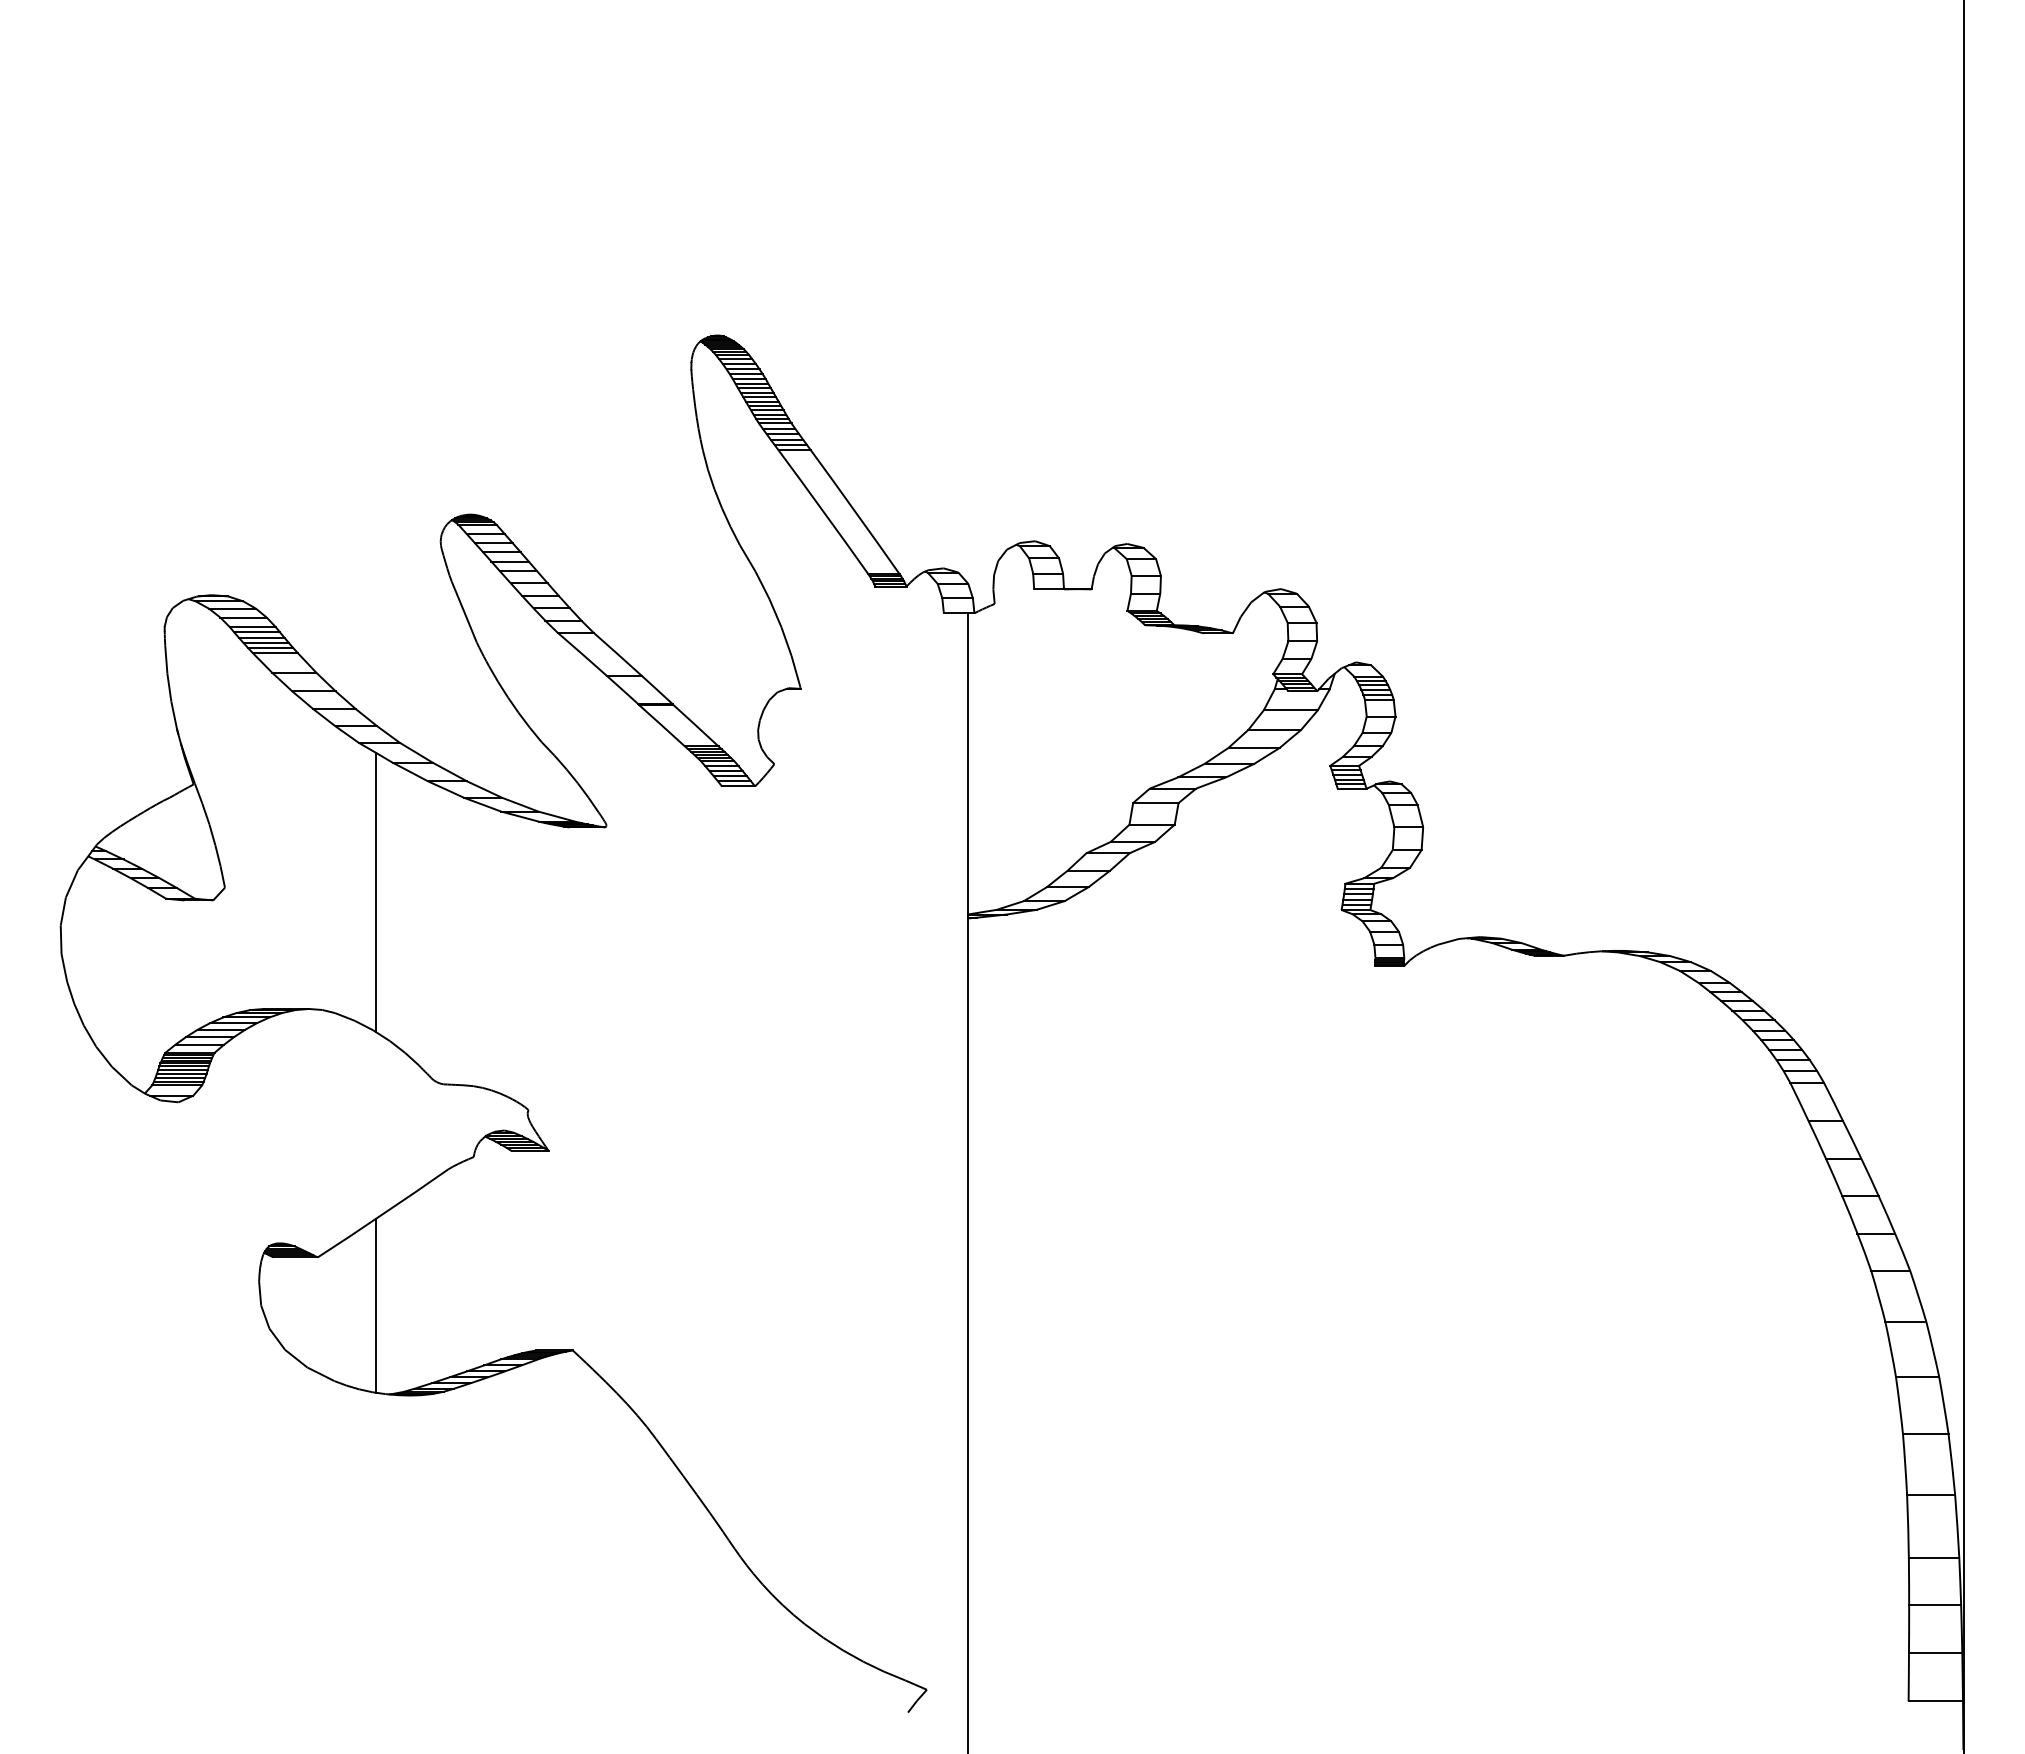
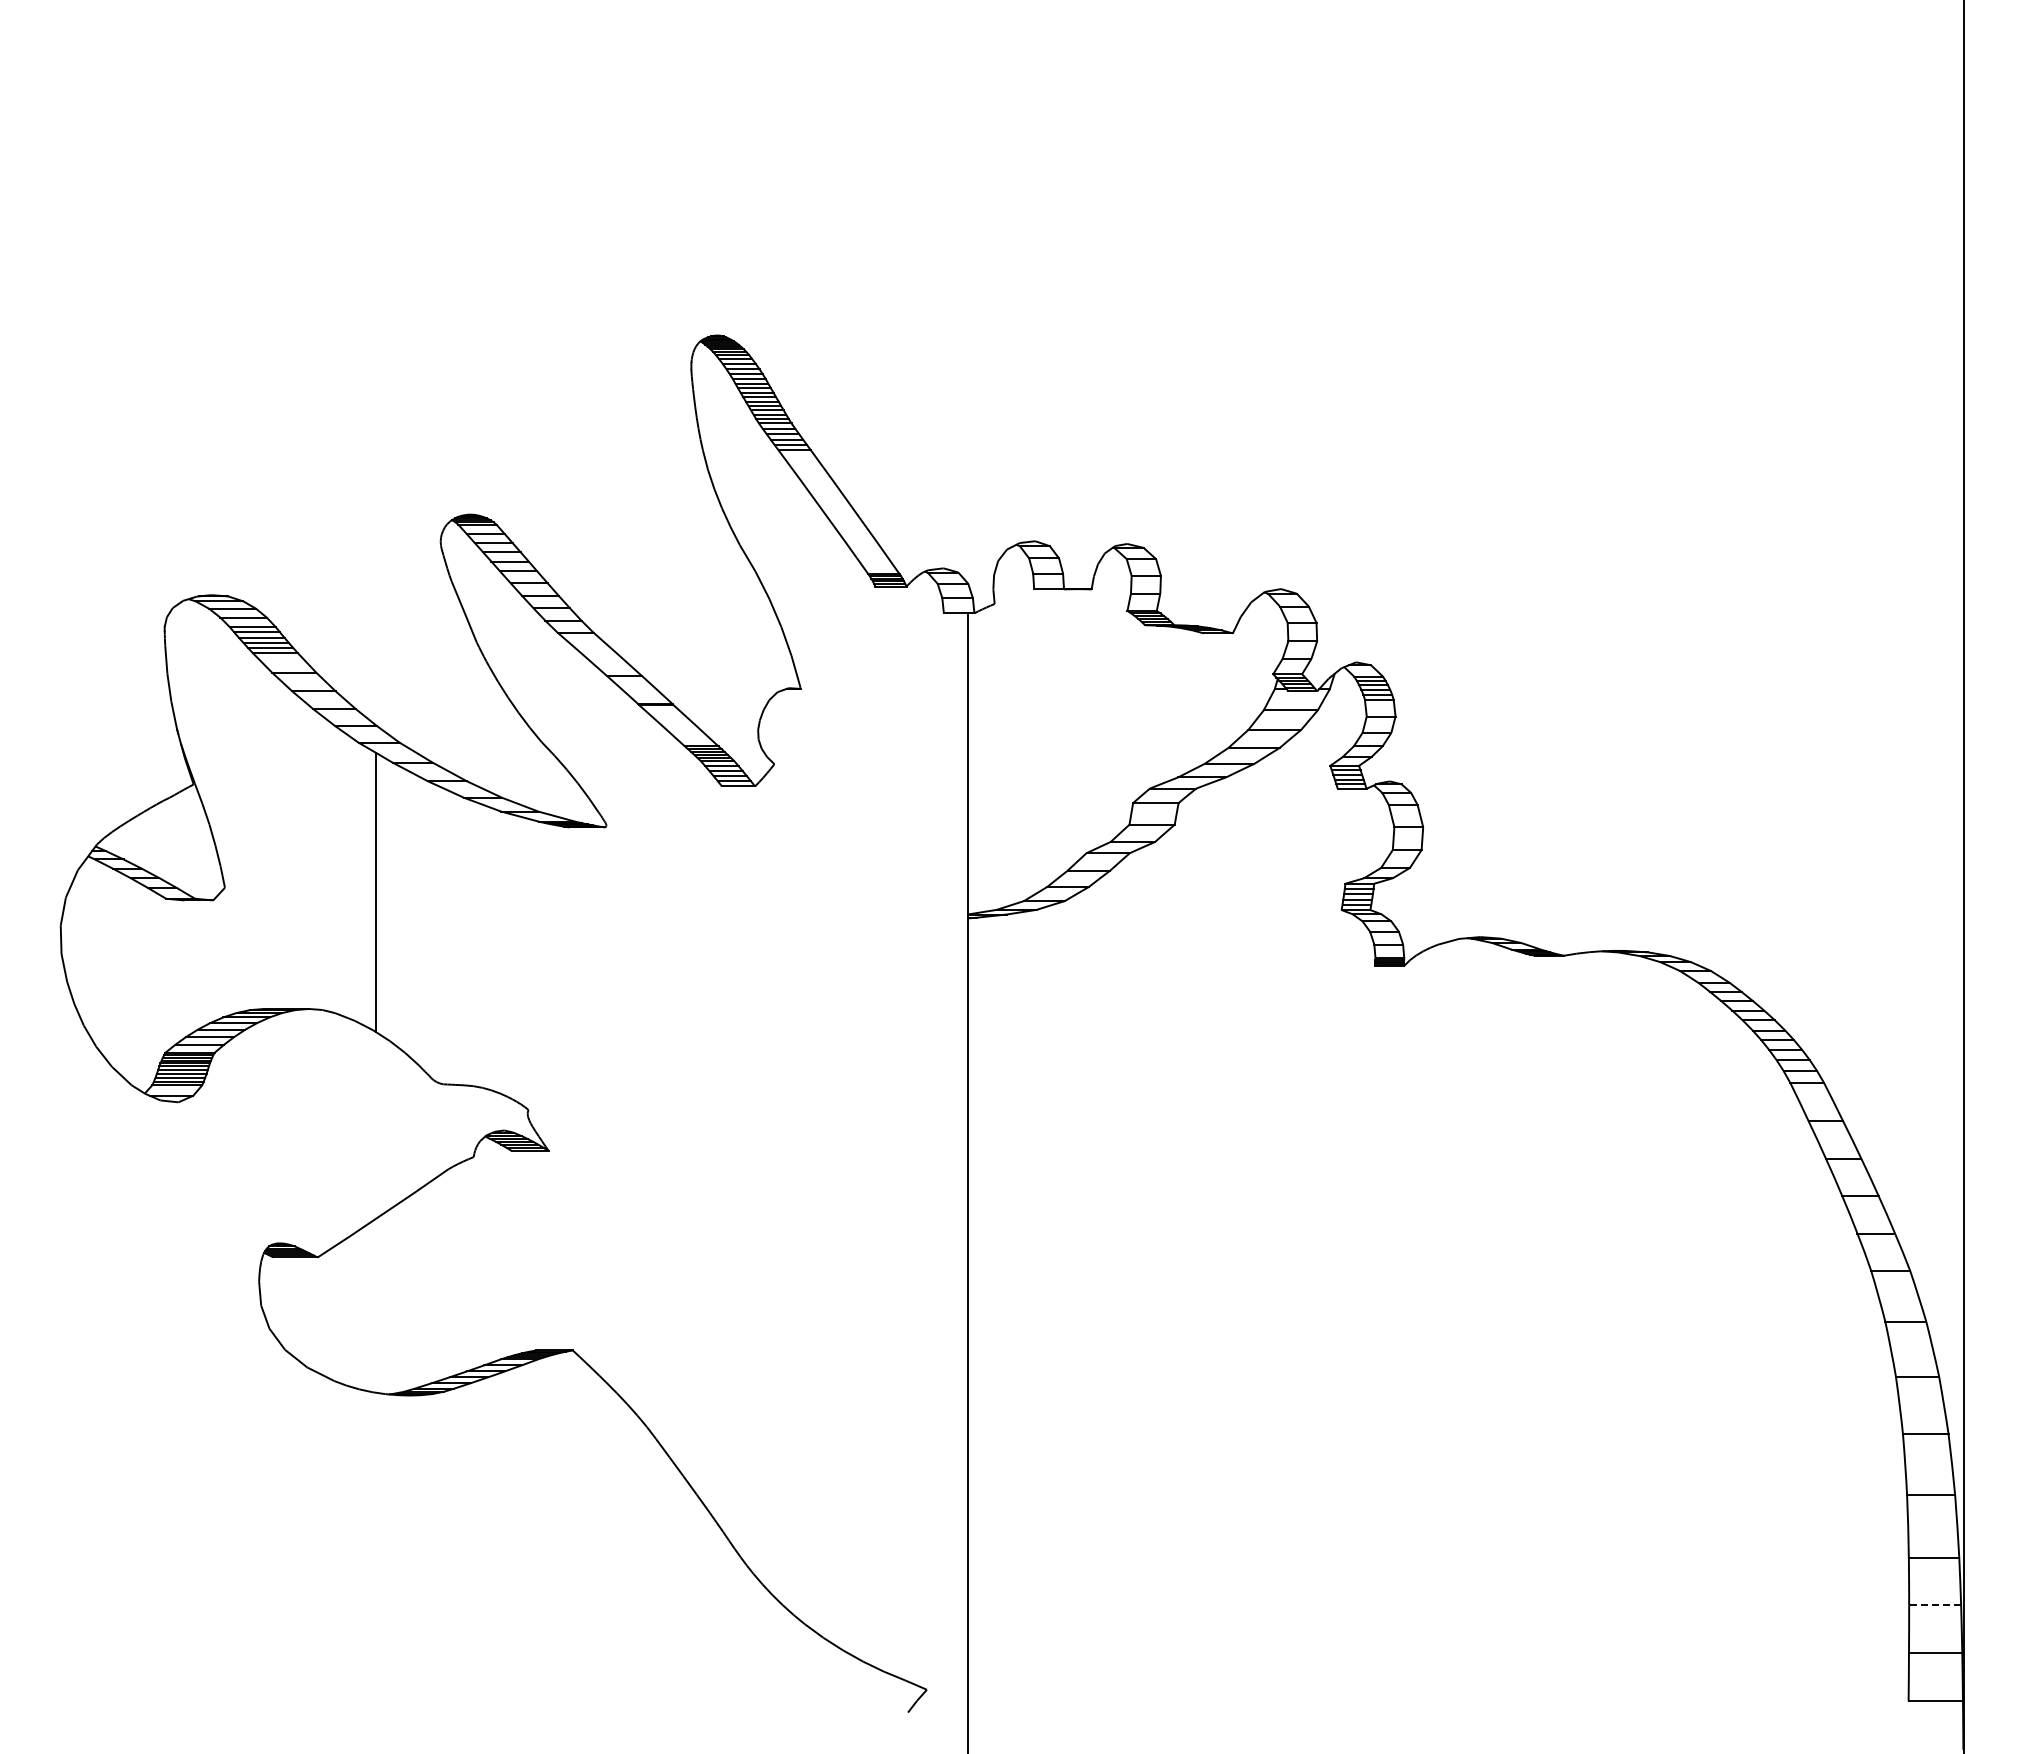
line: present -> none (375, 1305)
line: solid -> dashed (1935, 1605)
